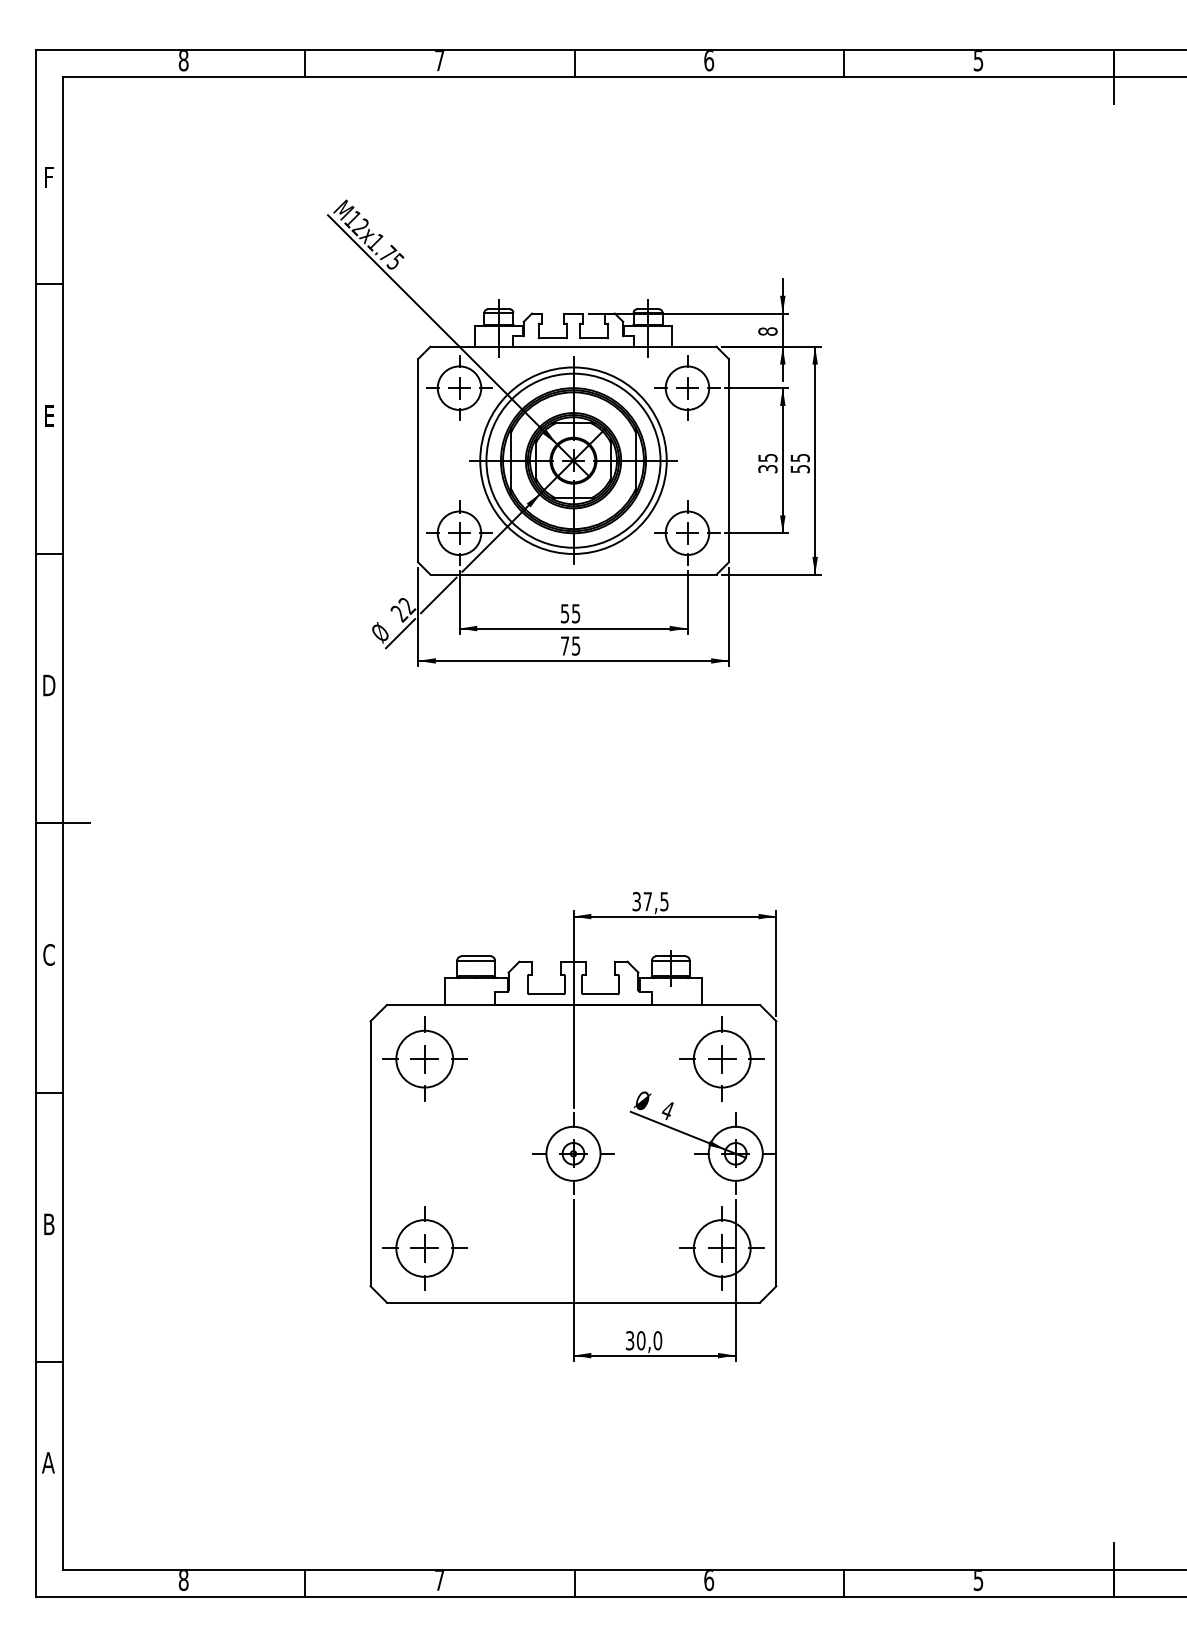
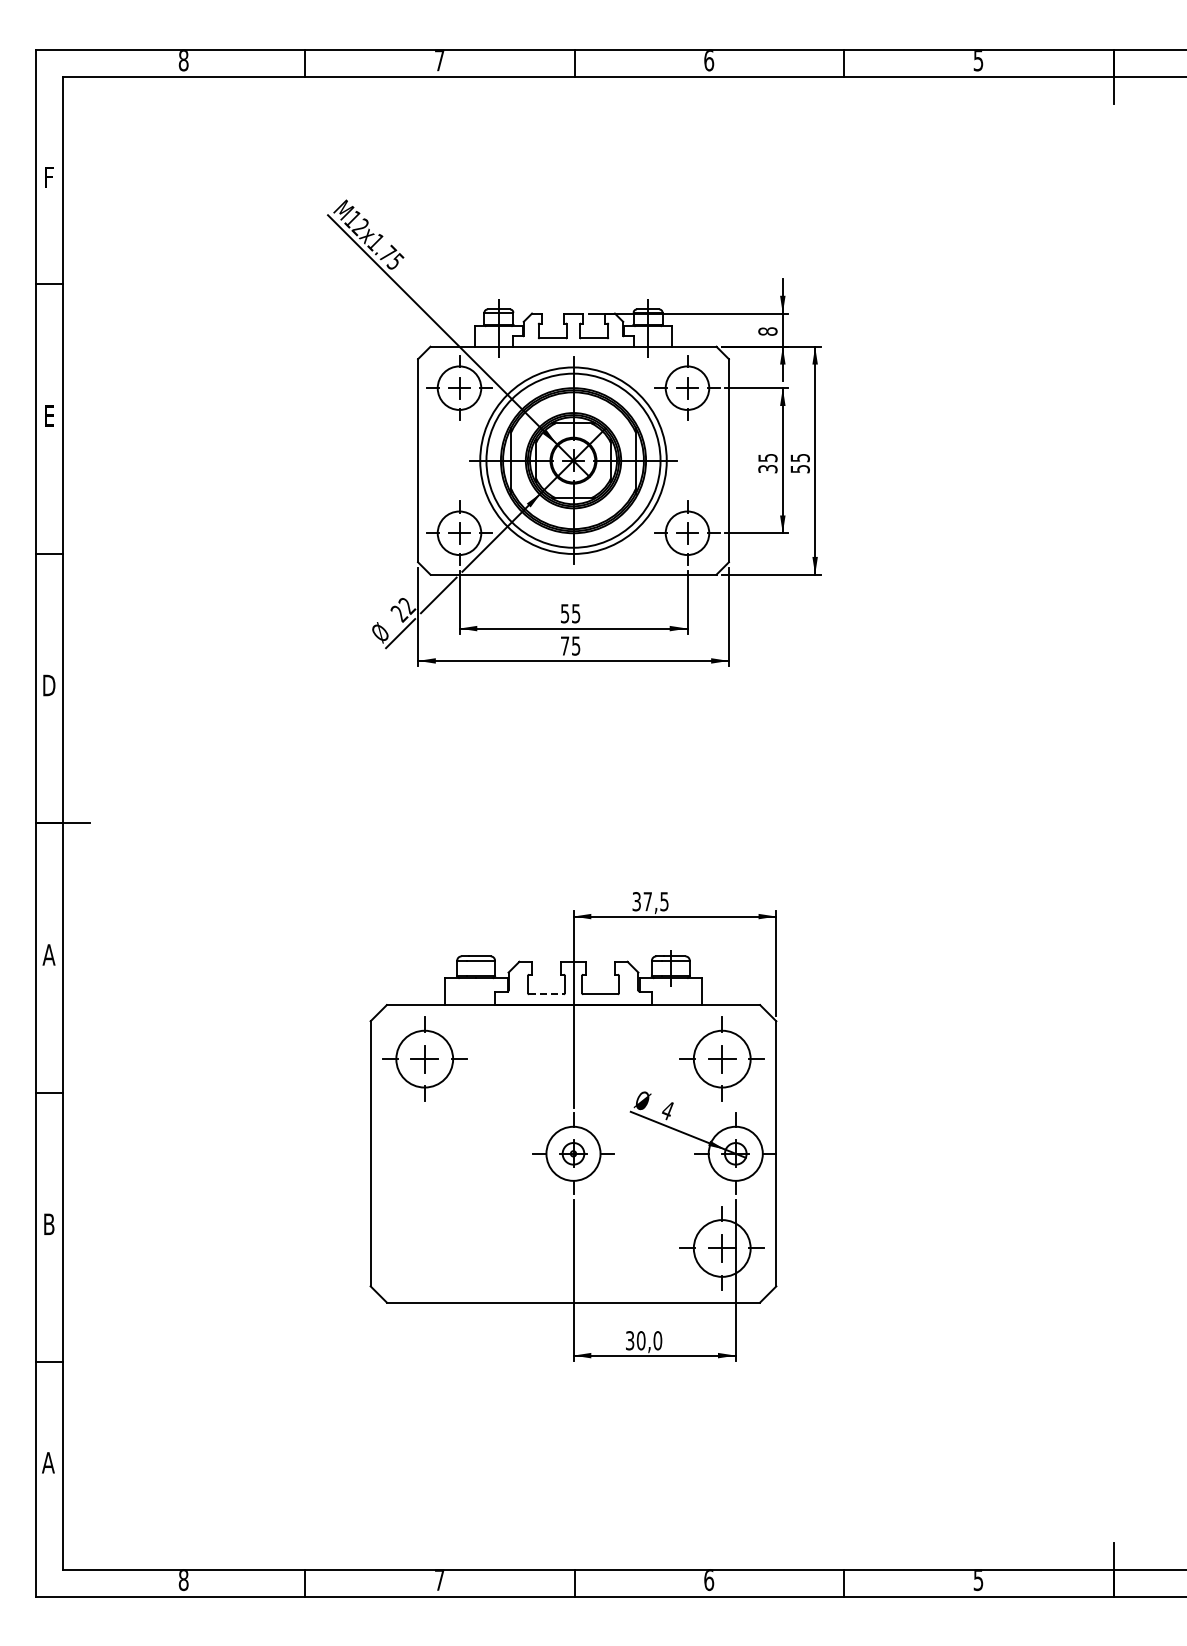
text: C -> A (48, 954)
line: solid -> dashed (546, 994)
part: present -> none (424, 1248)
